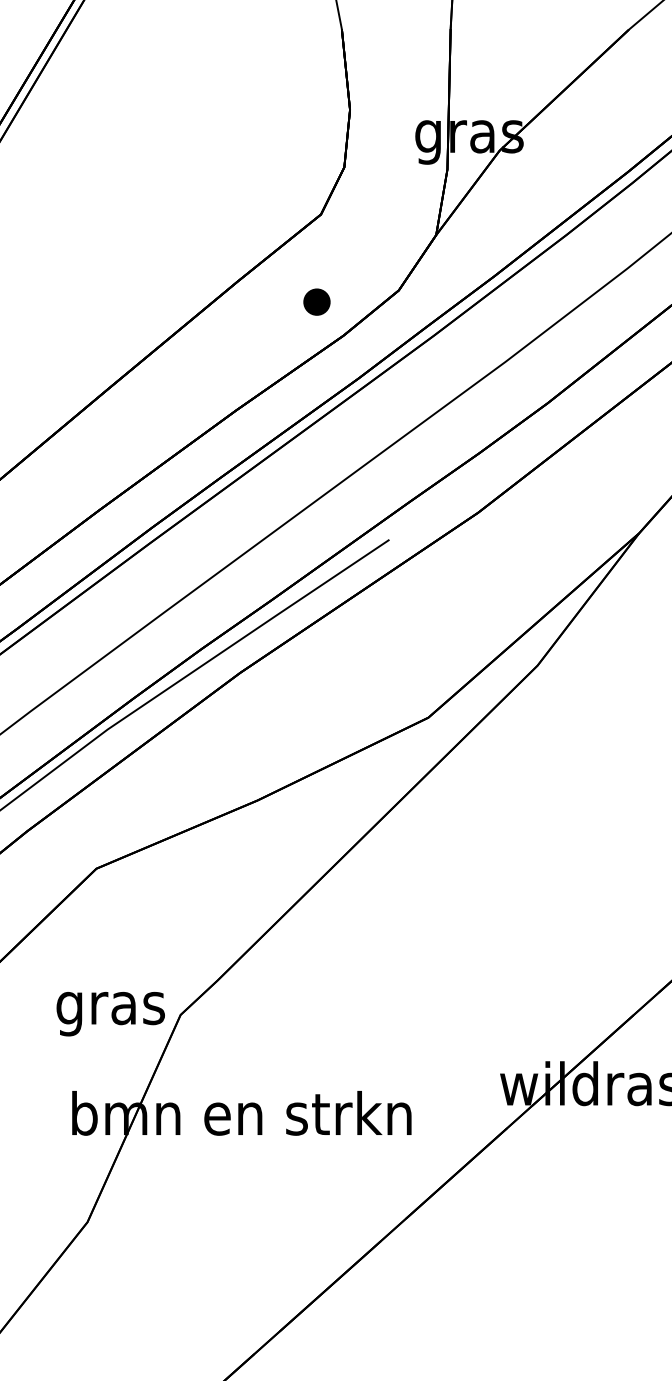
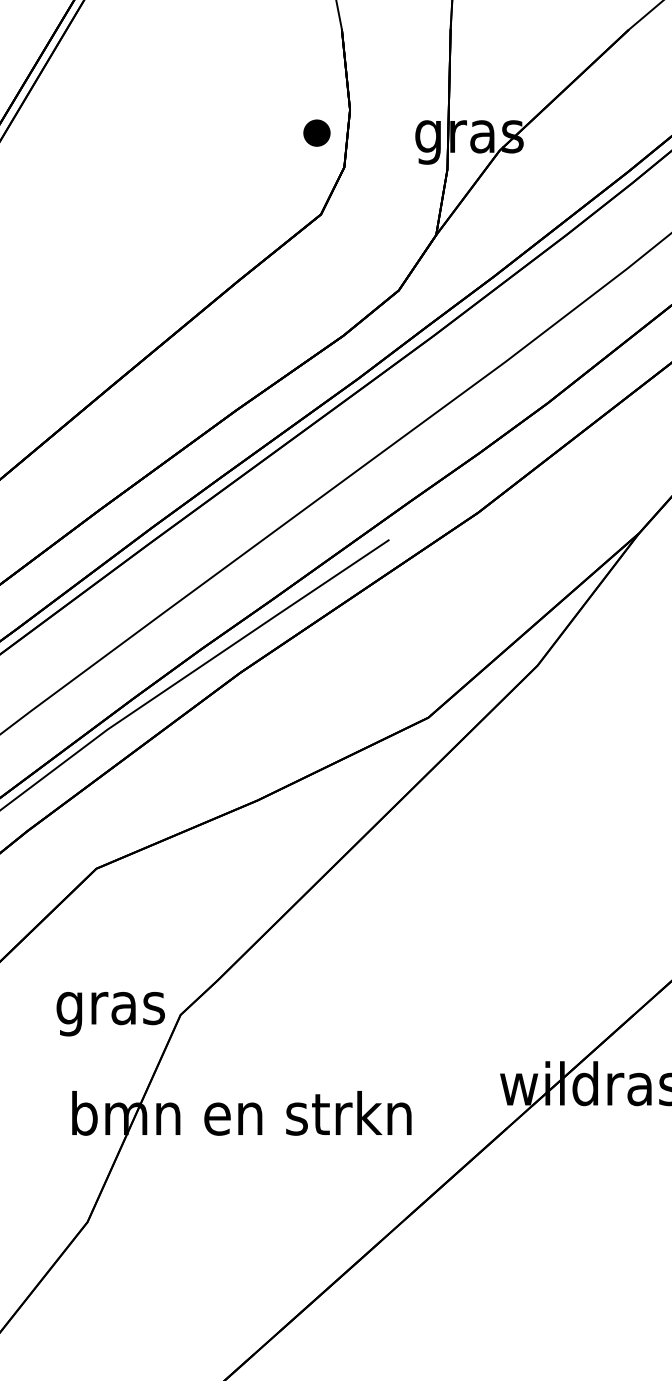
part position: (316, 301) -> (316, 132) (316, 132)
